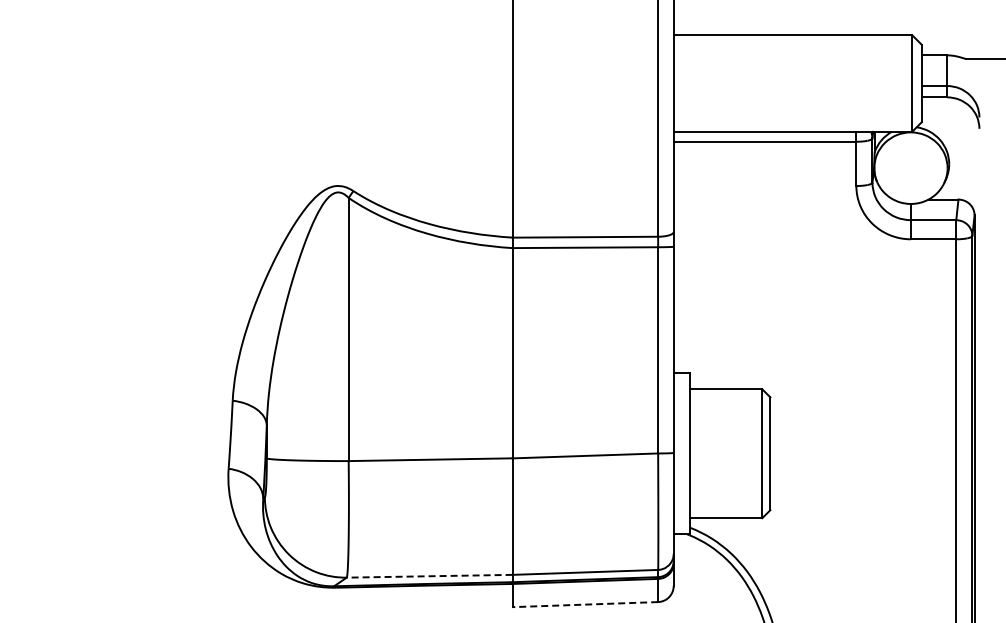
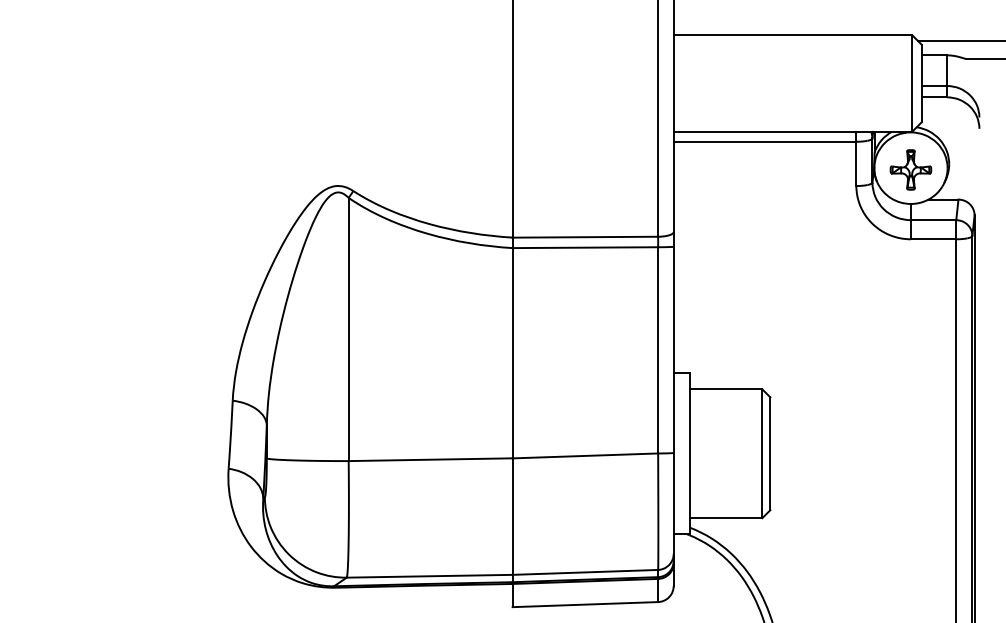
line: none -> present (960, 41)
part: none -> present (910, 169)
line: dashed -> solid (429, 576)
line: dashed -> solid (585, 604)
